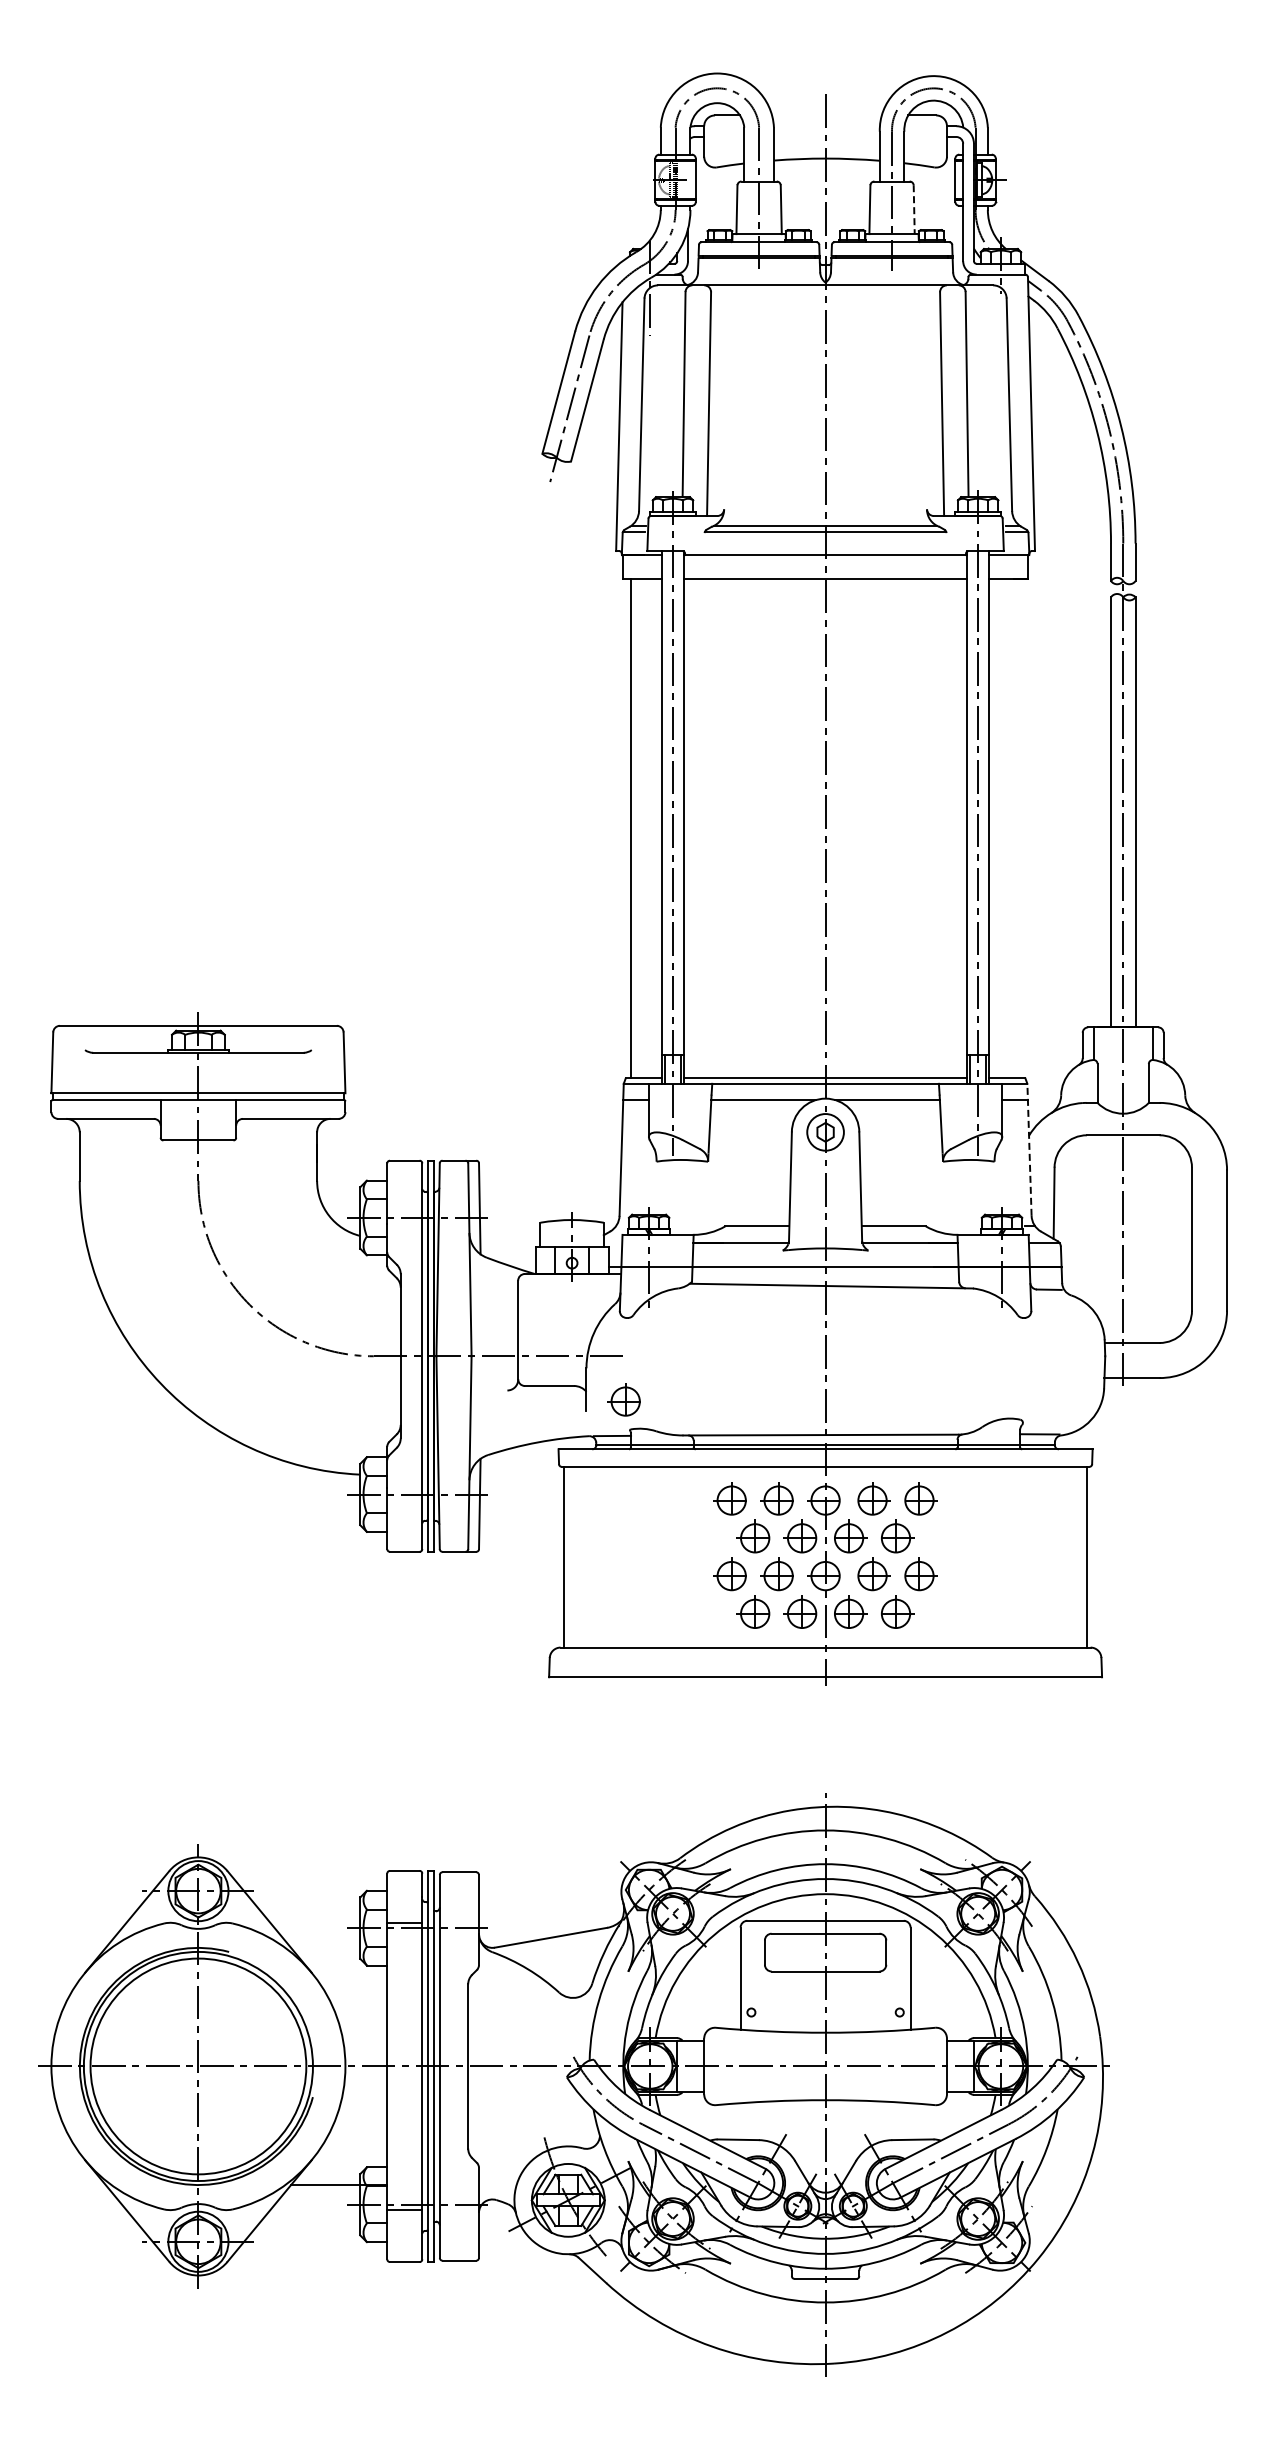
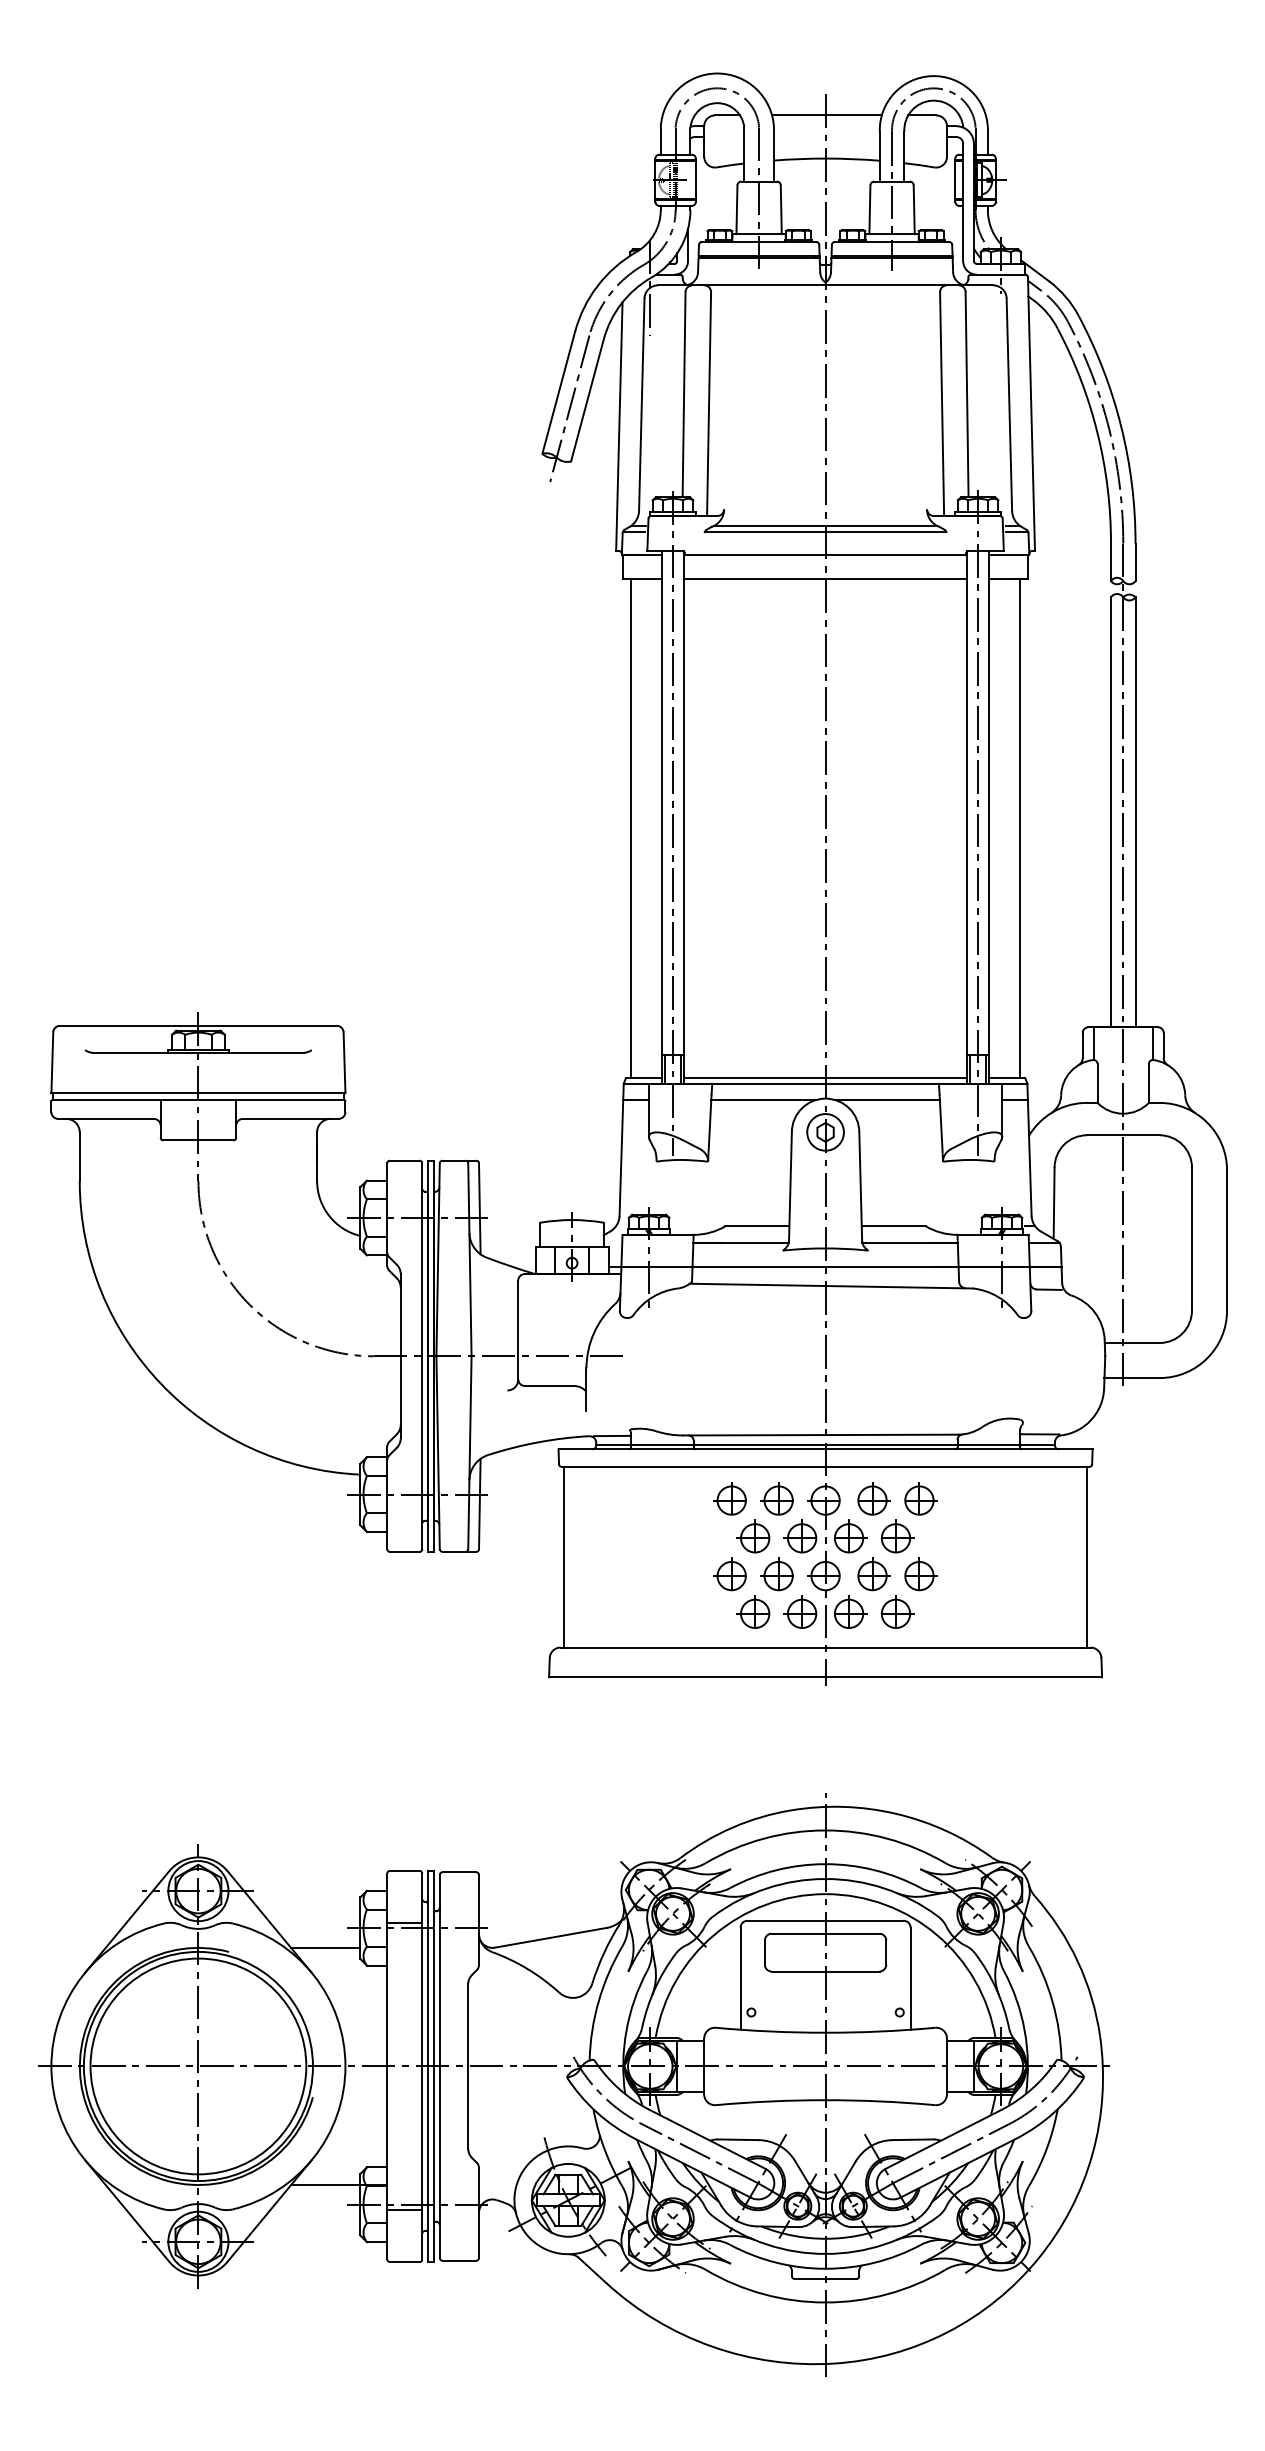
line: none -> present (826, 115)
line: dashed -> solid (914, 210)
line: none -> present (1019, 828)
line: dashed -> solid (1029, 1149)
part: present -> none (623, 1399)
line: none -> present (325, 1947)
